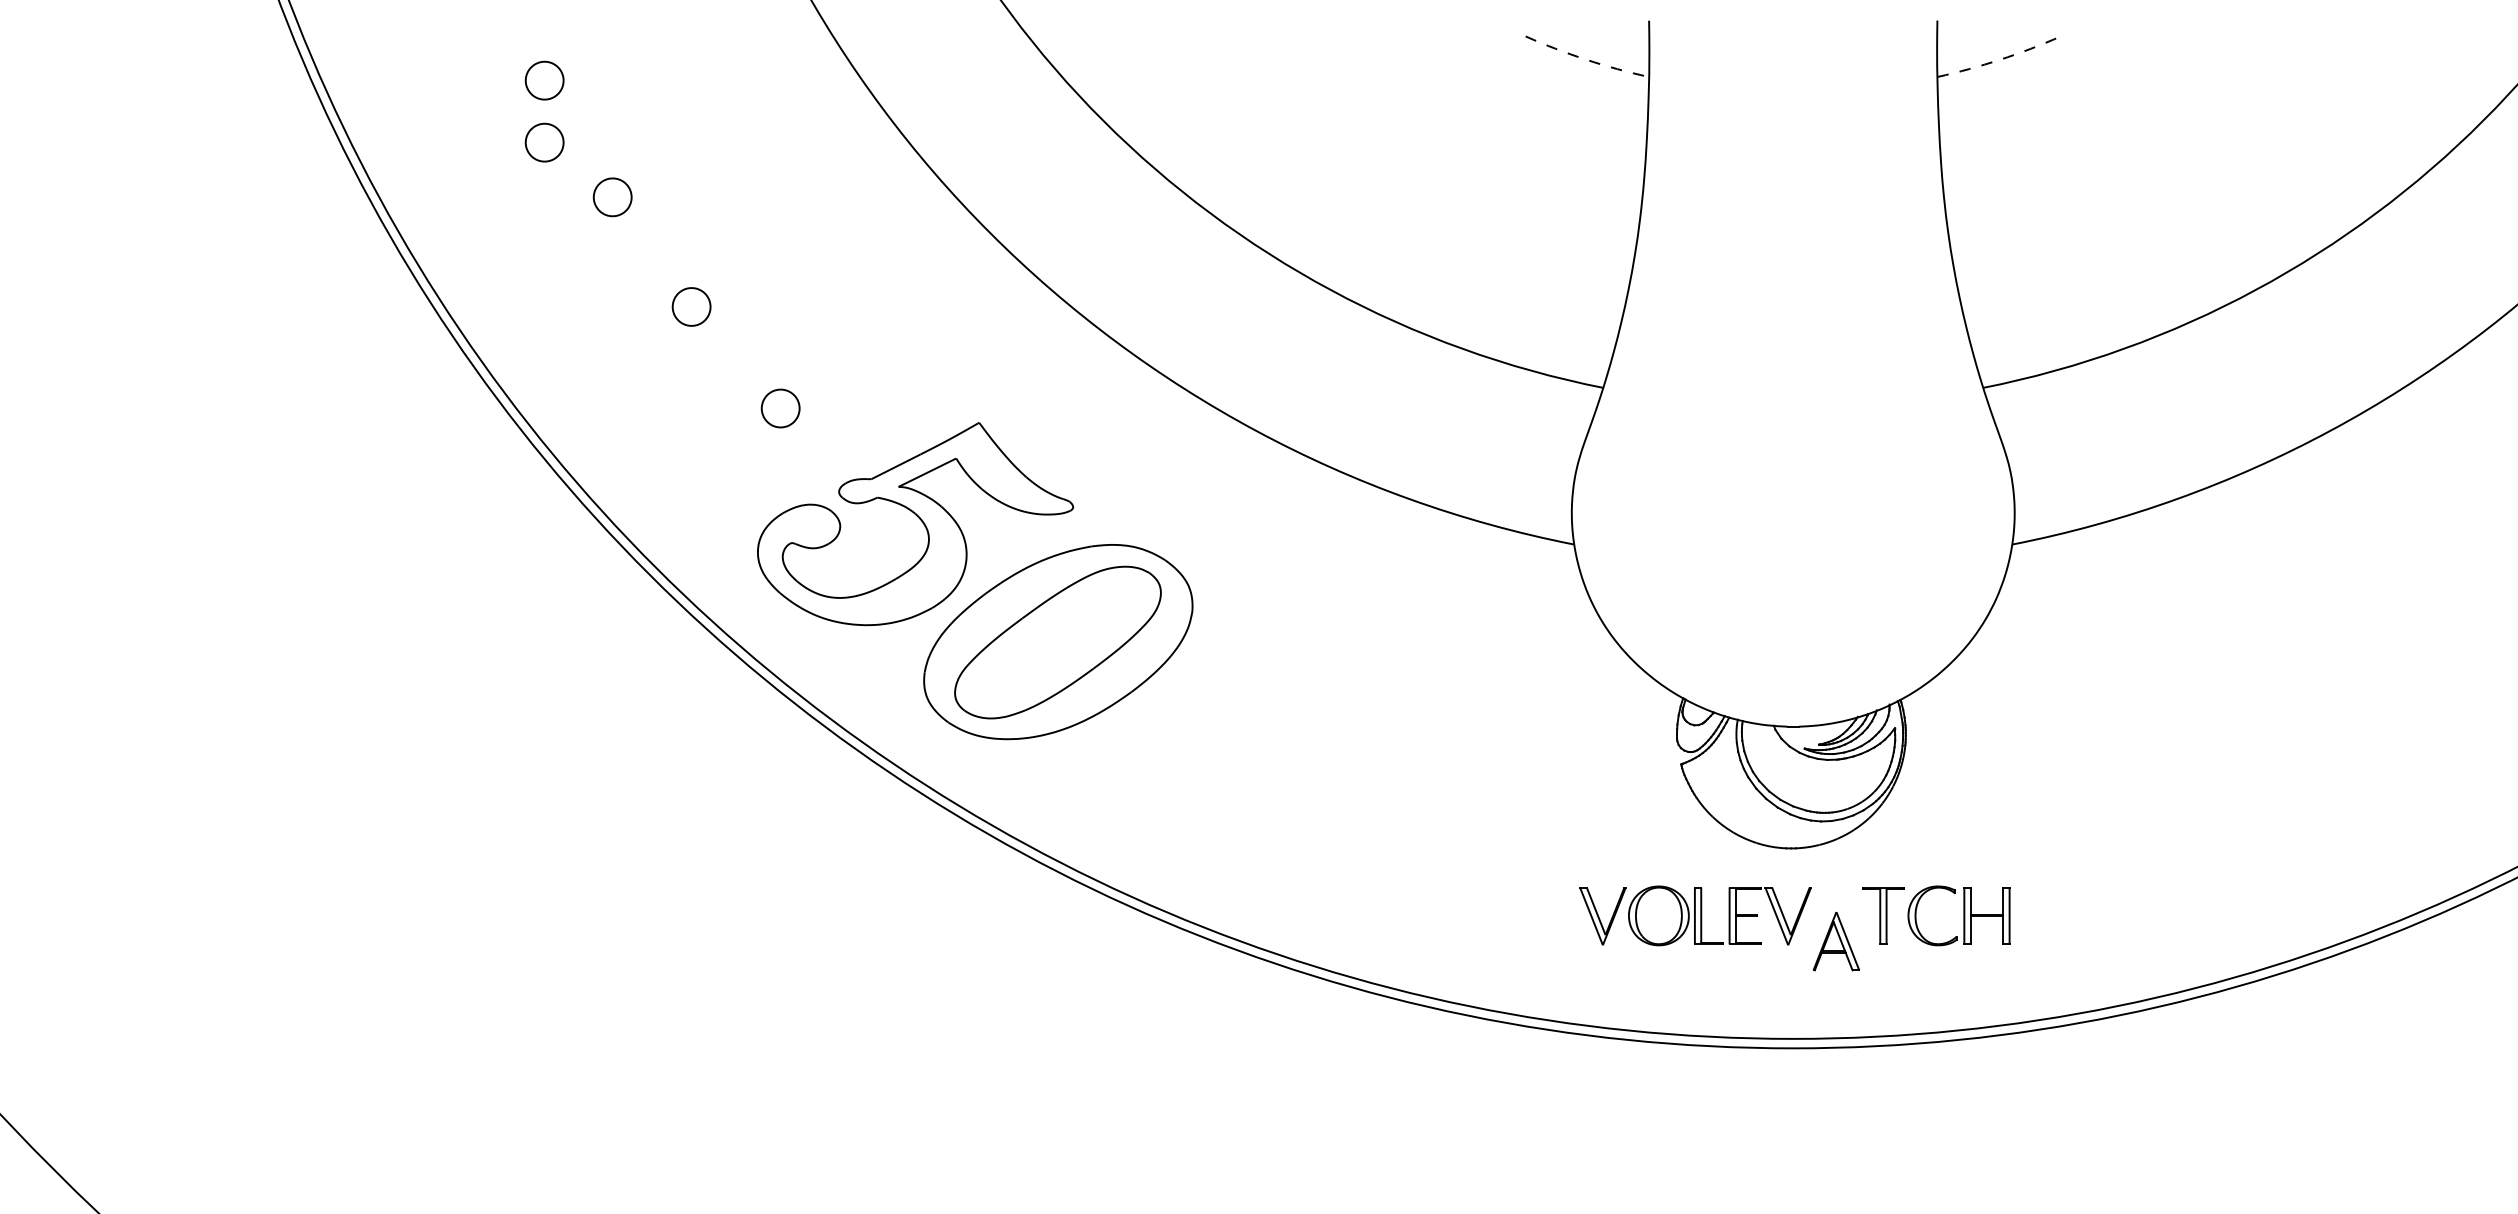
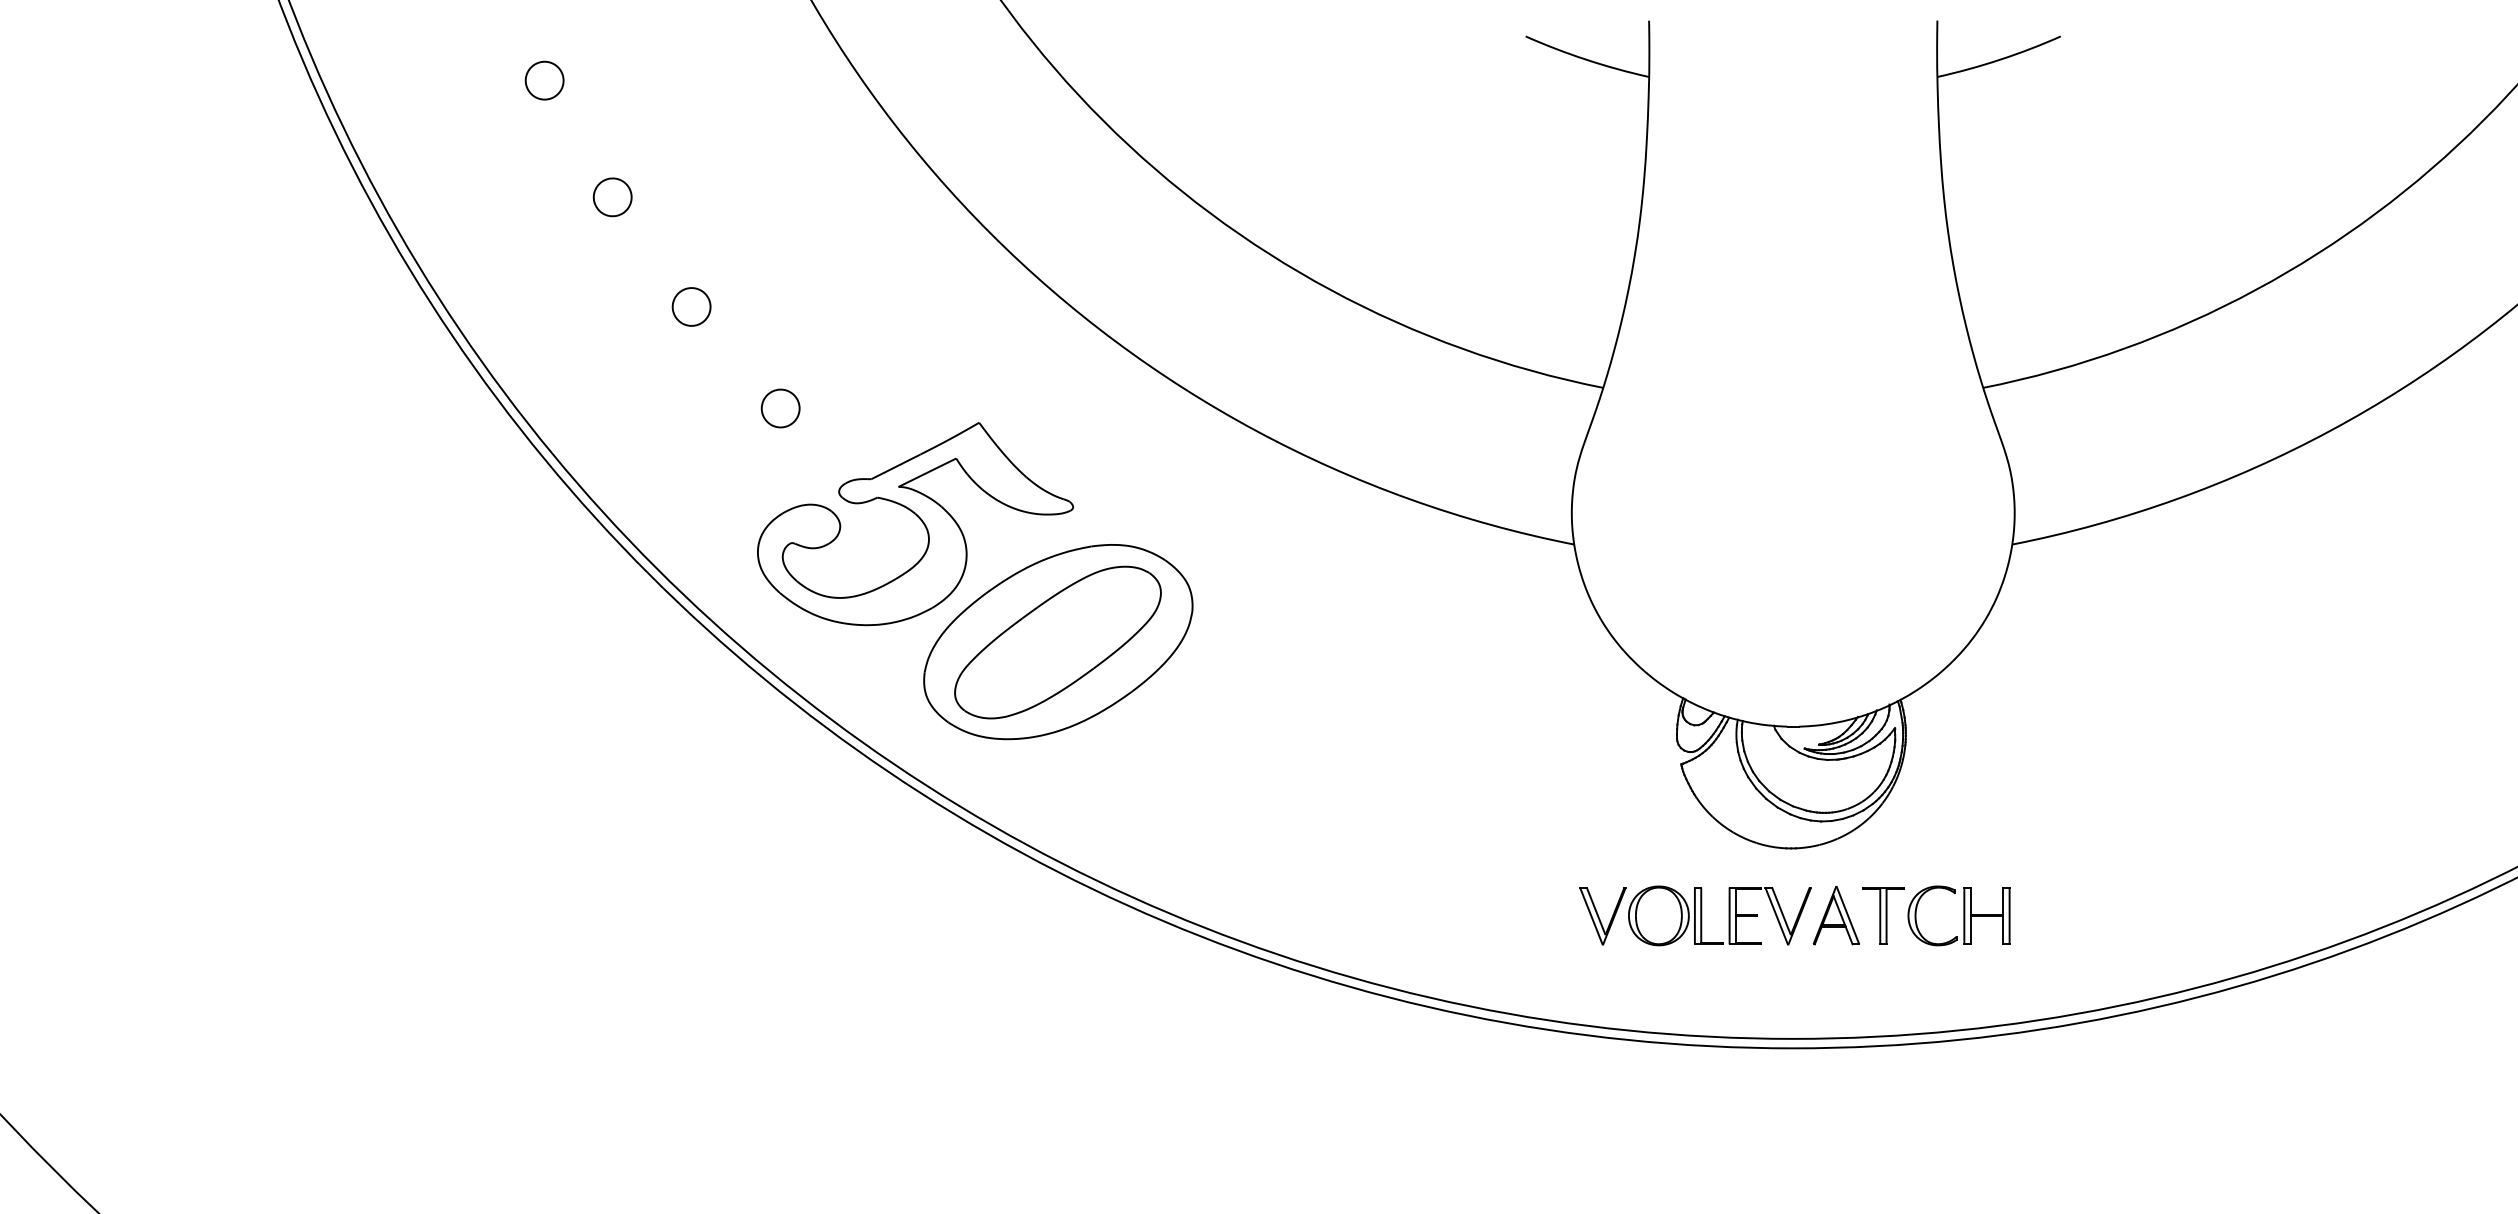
arc: dashed -> solid (1586, 59)
arc: dashed -> solid (2000, 59)
part: present -> none (544, 142)
part position: (1835, 941) -> (1835, 915) (1835, 915)
